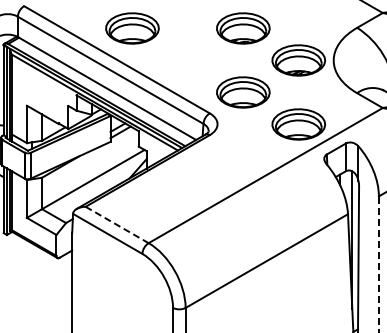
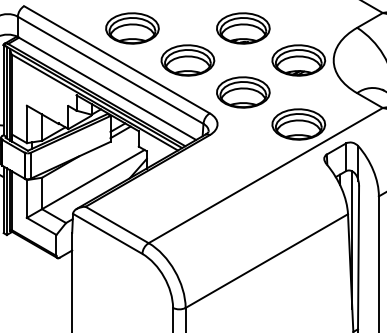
part: none -> present (187, 60)
line: dashed -> solid (117, 225)
line: dashed -> solid (378, 264)
